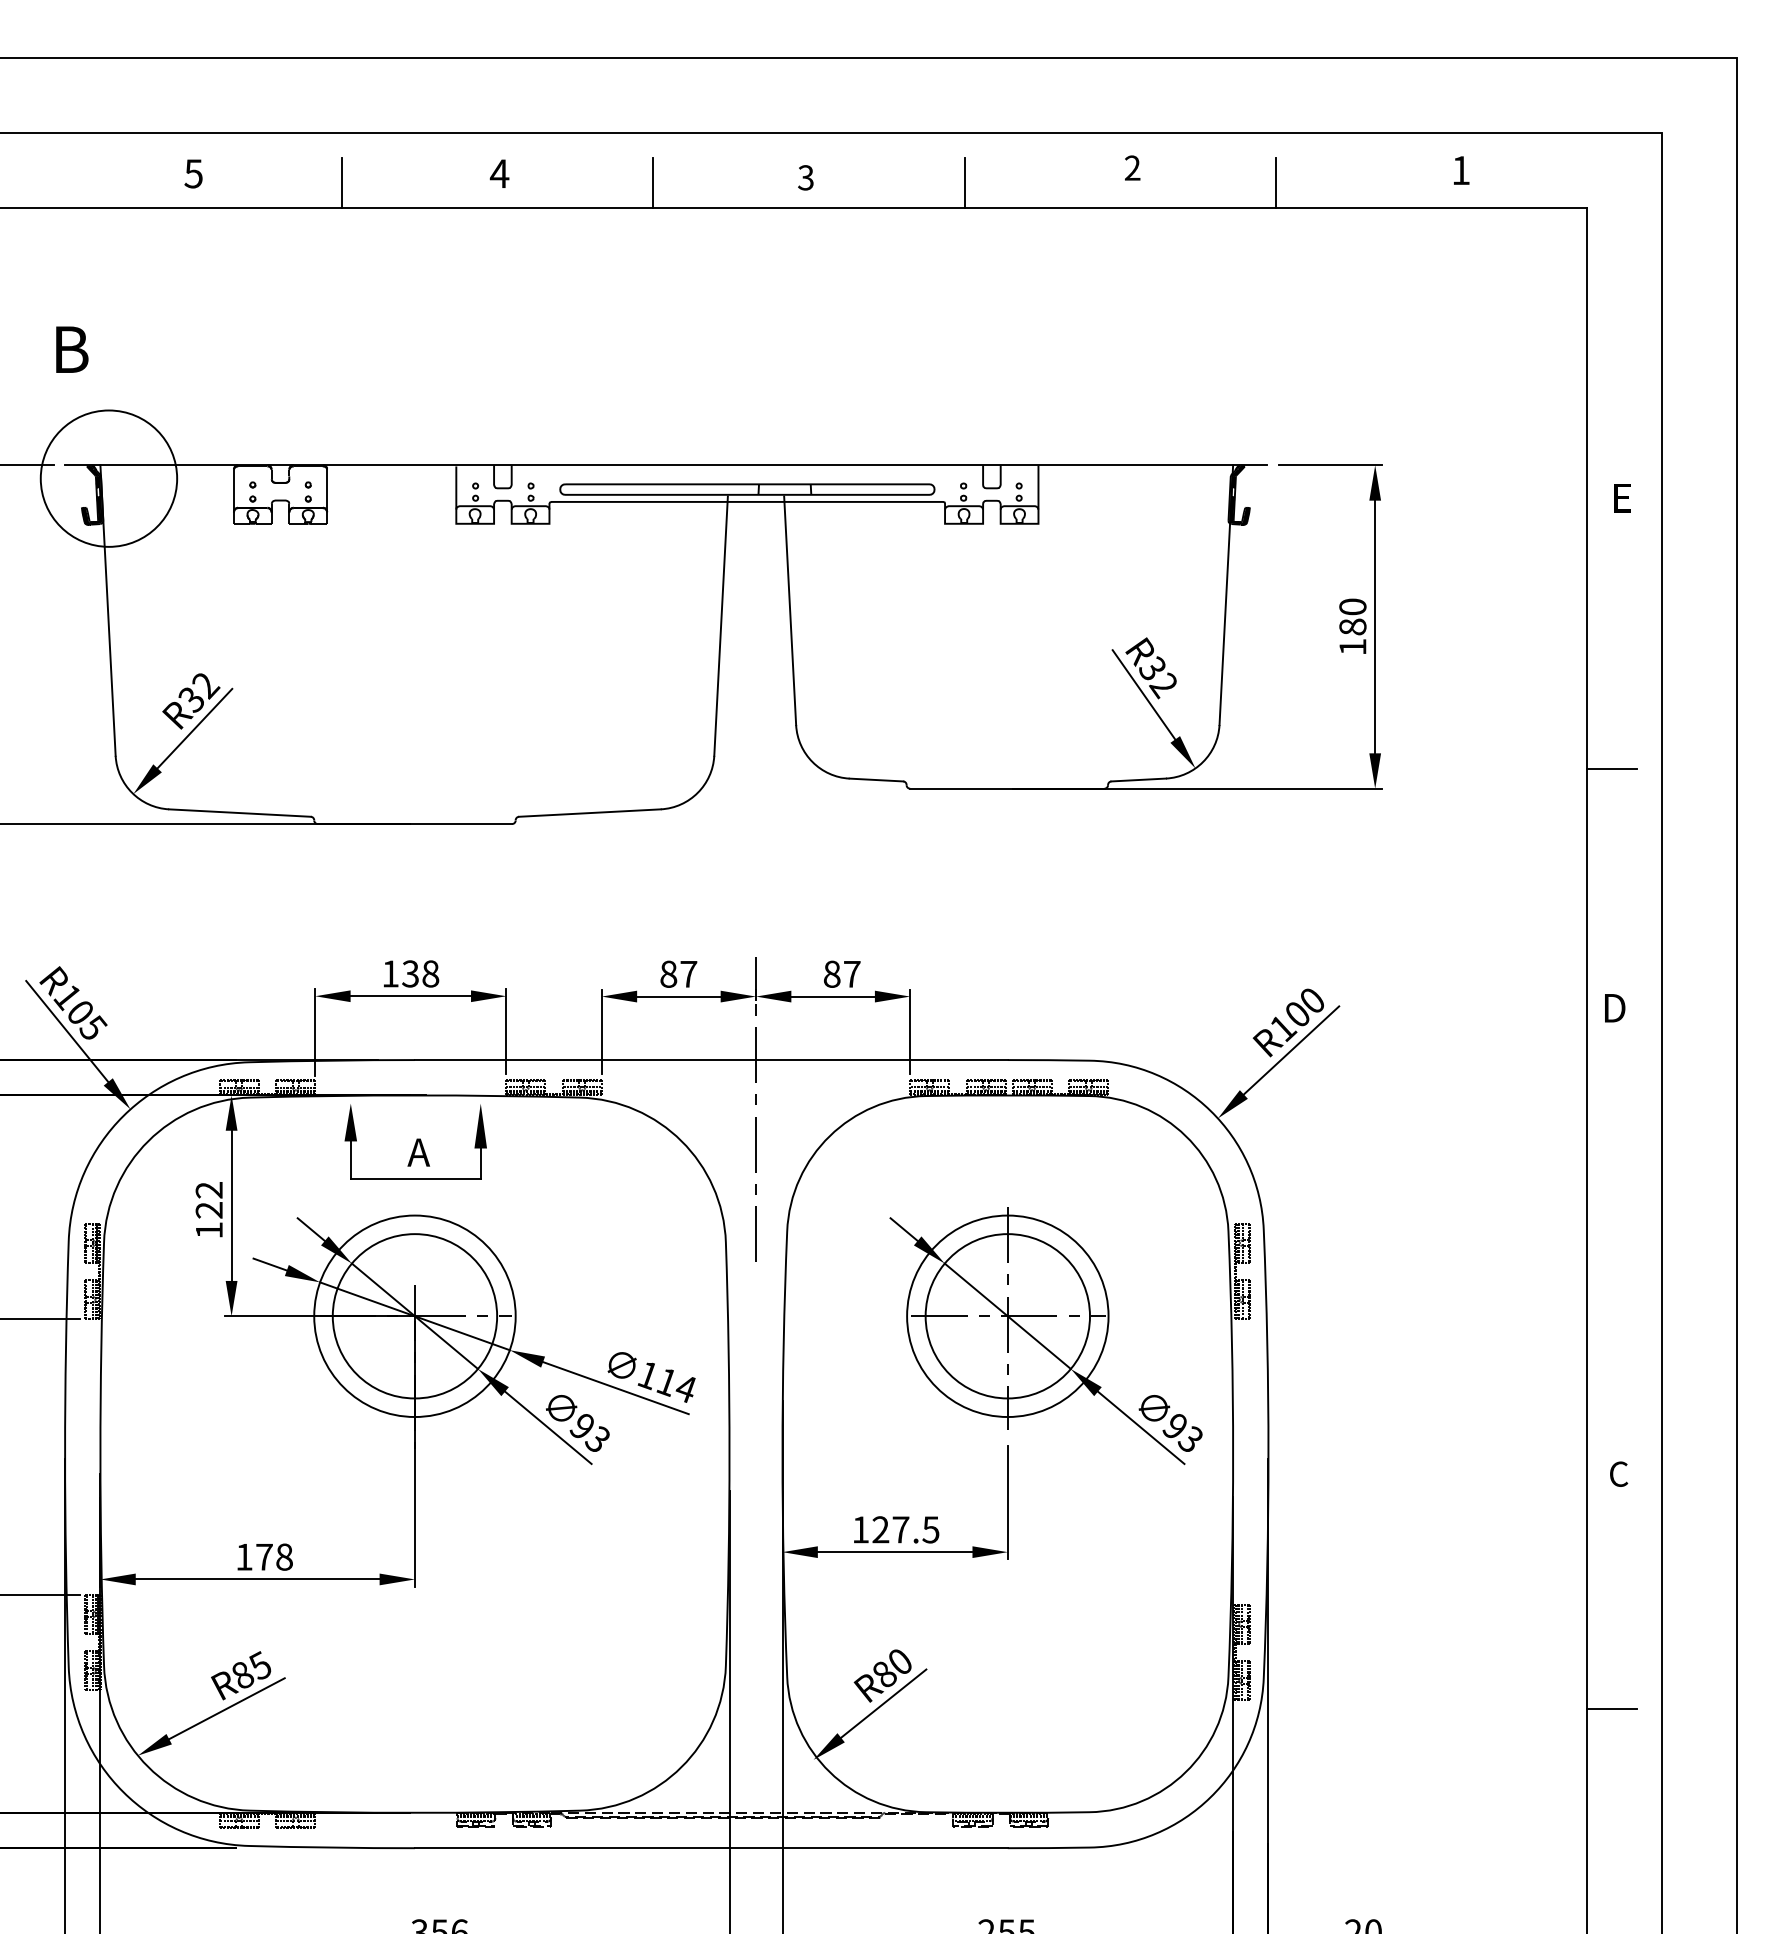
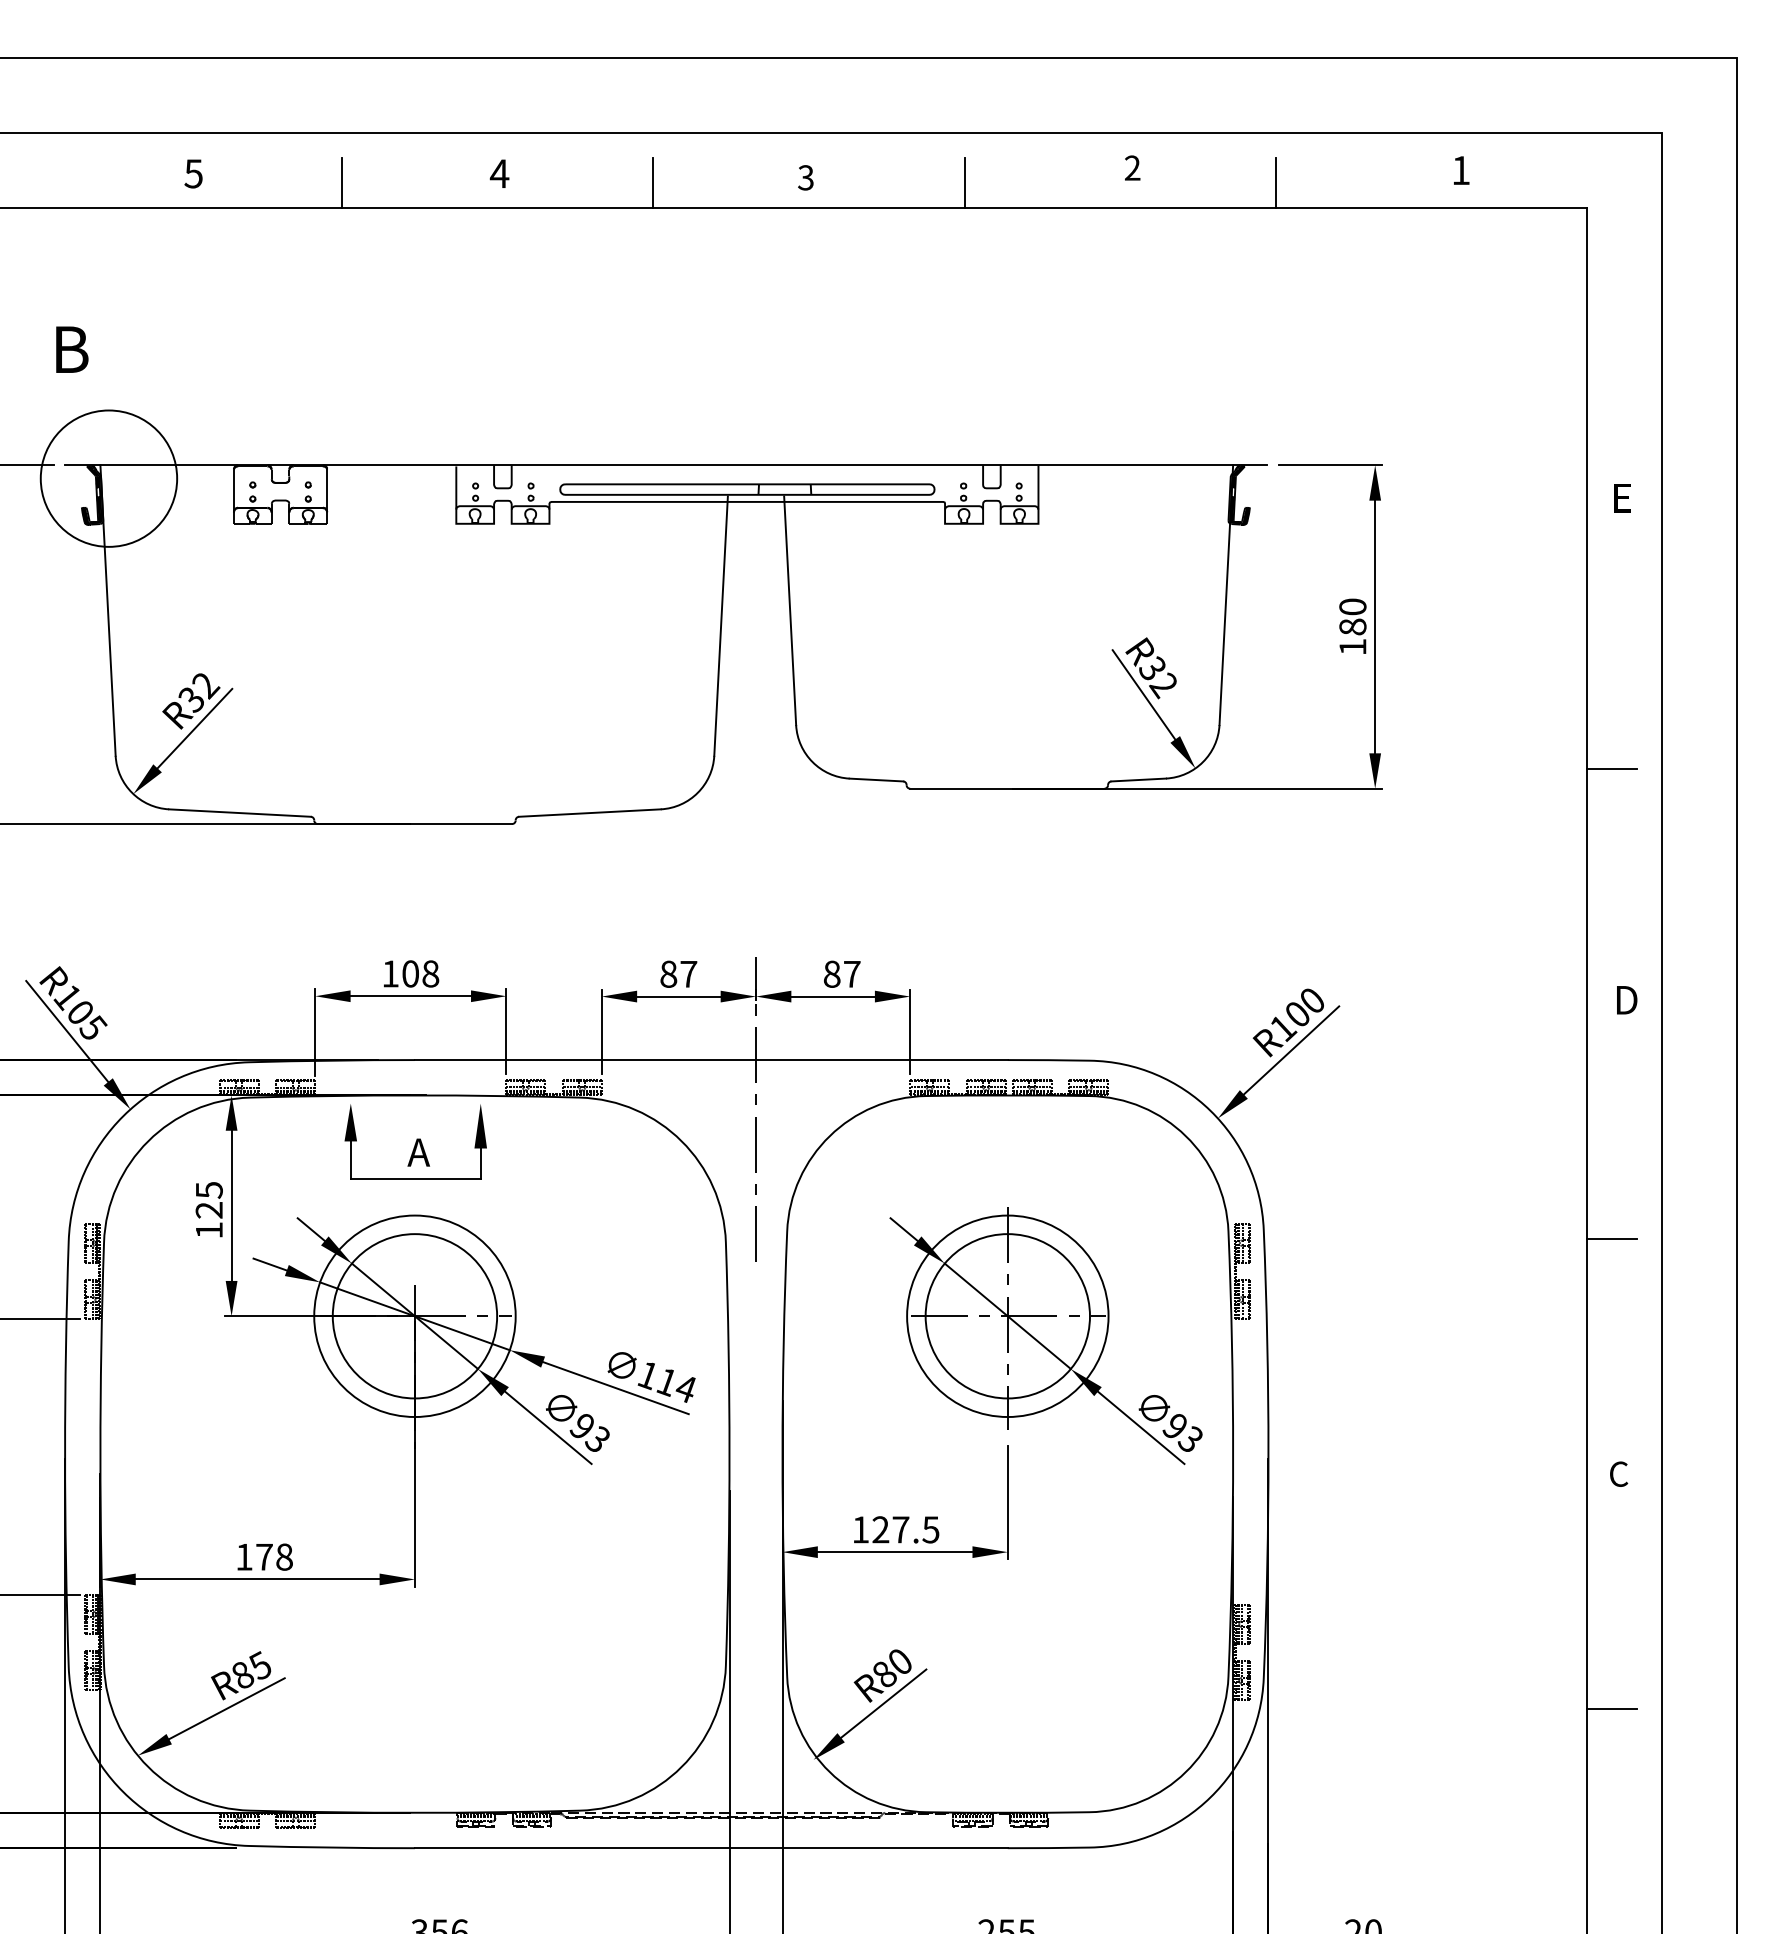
text: 138 -> 108 (410, 973)
text position: (1615, 1008) -> (1627, 1000) (1627, 1000)
text: 122 -> 125 (208, 1190)
line: none -> present (1611, 1238)
